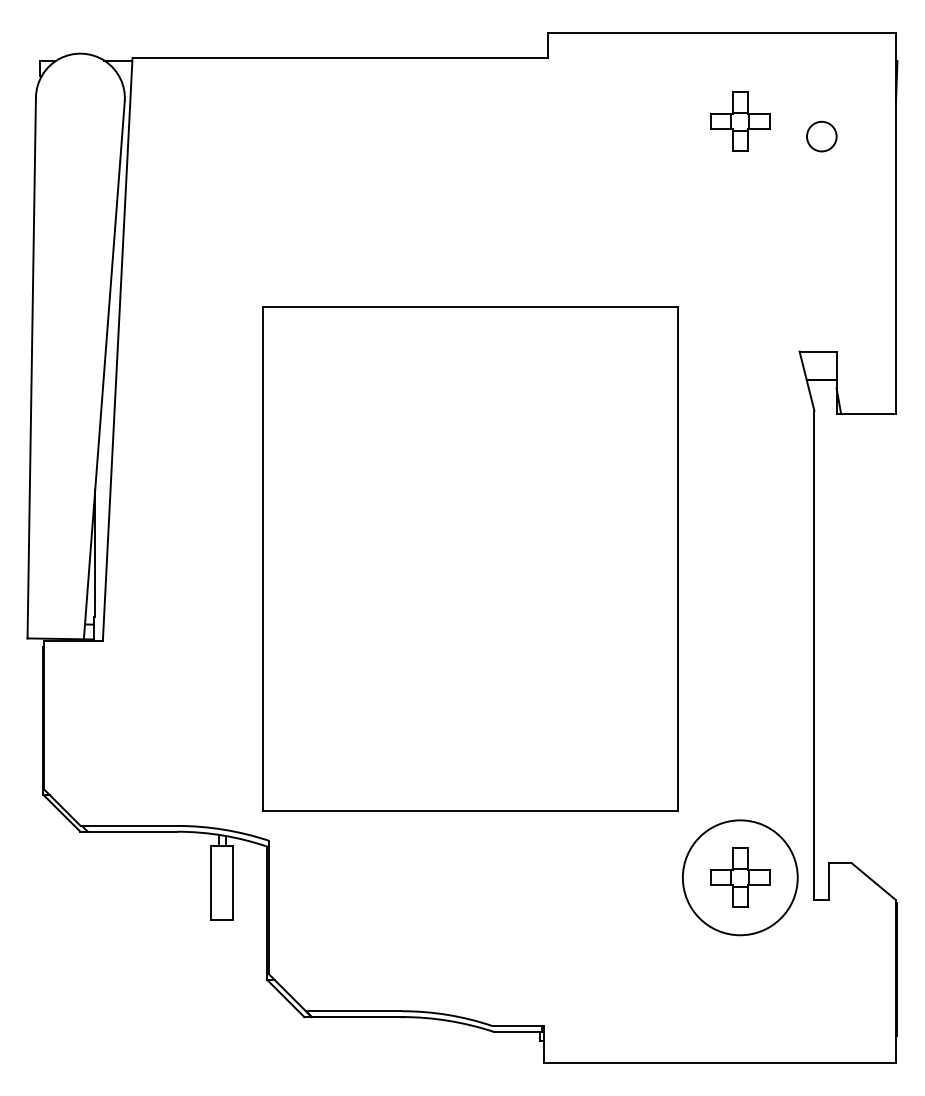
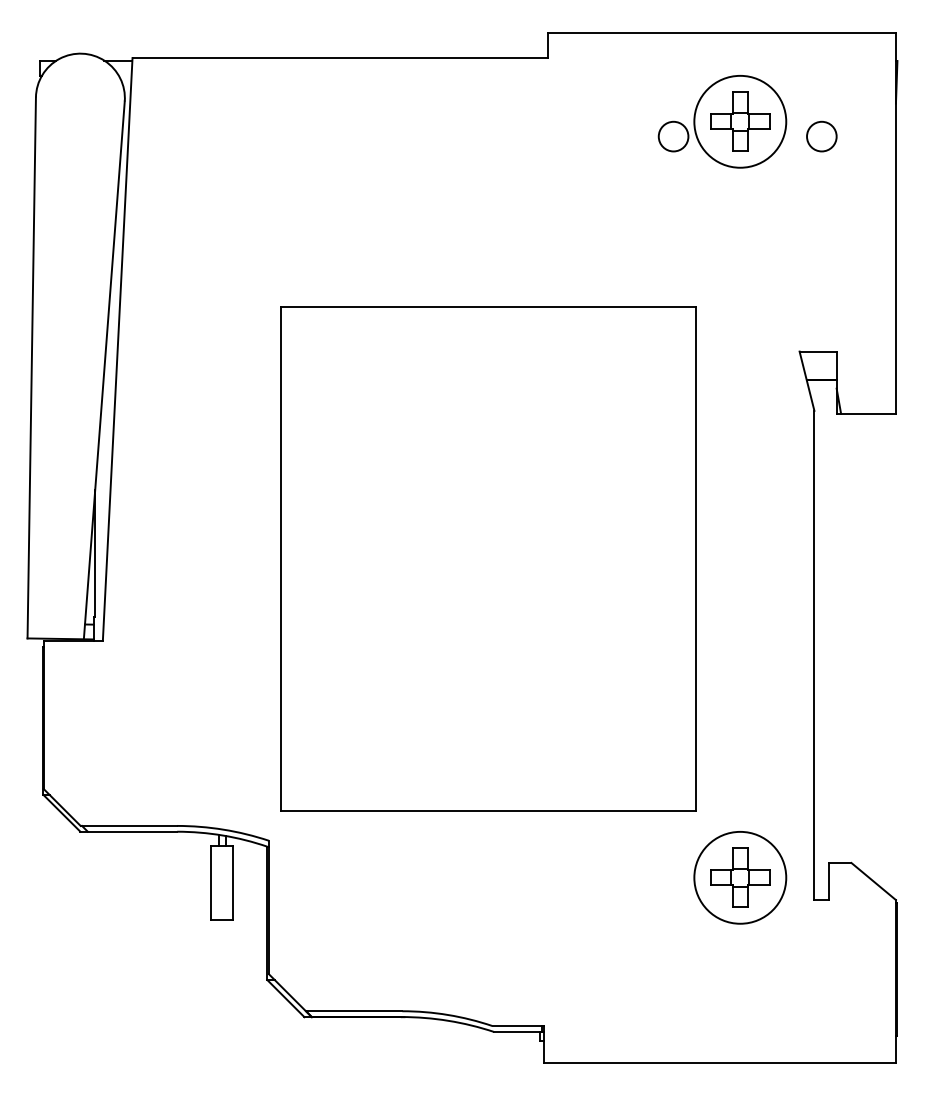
part: none -> present (722, 121)
part position: (470, 558) -> (488, 558) (488, 558)
circle diameter: 115 px -> 92 px (740, 877)
